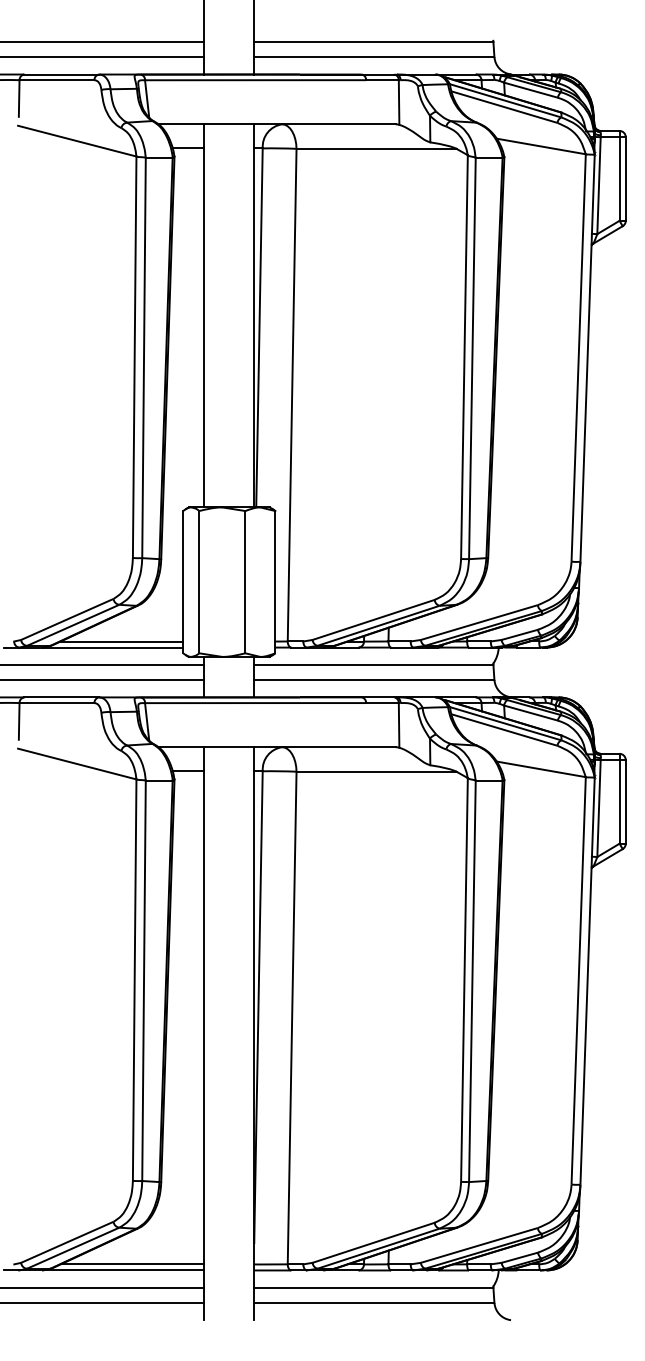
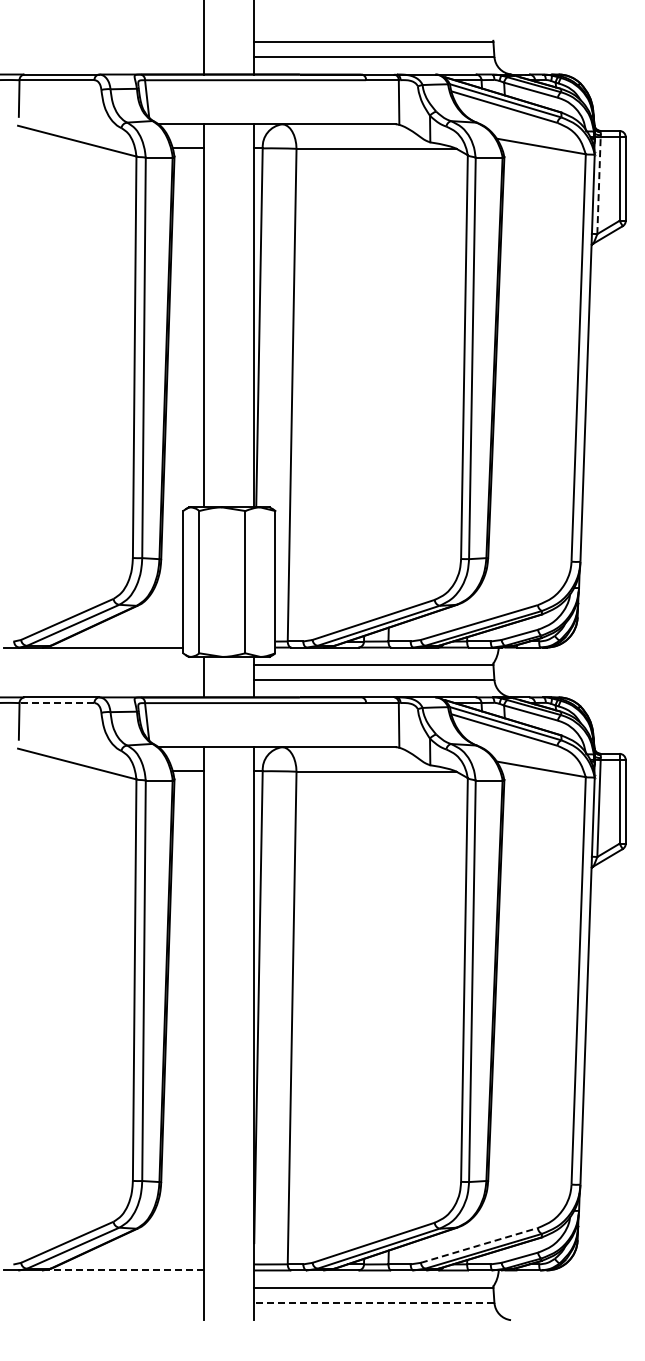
line: present -> none (103, 42)
line: present -> none (103, 57)
line: solid -> dashed (599, 185)
line: present -> none (122, 641)
line: present -> none (103, 664)
line: present -> none (103, 680)
line: solid -> dashed (56, 703)
line: solid -> dashed (479, 1245)
line: present -> none (132, 1264)
line: solid -> dashed (123, 1270)
line: present -> none (103, 1287)
line: present -> none (103, 1302)
line: solid -> dashed (373, 1302)
